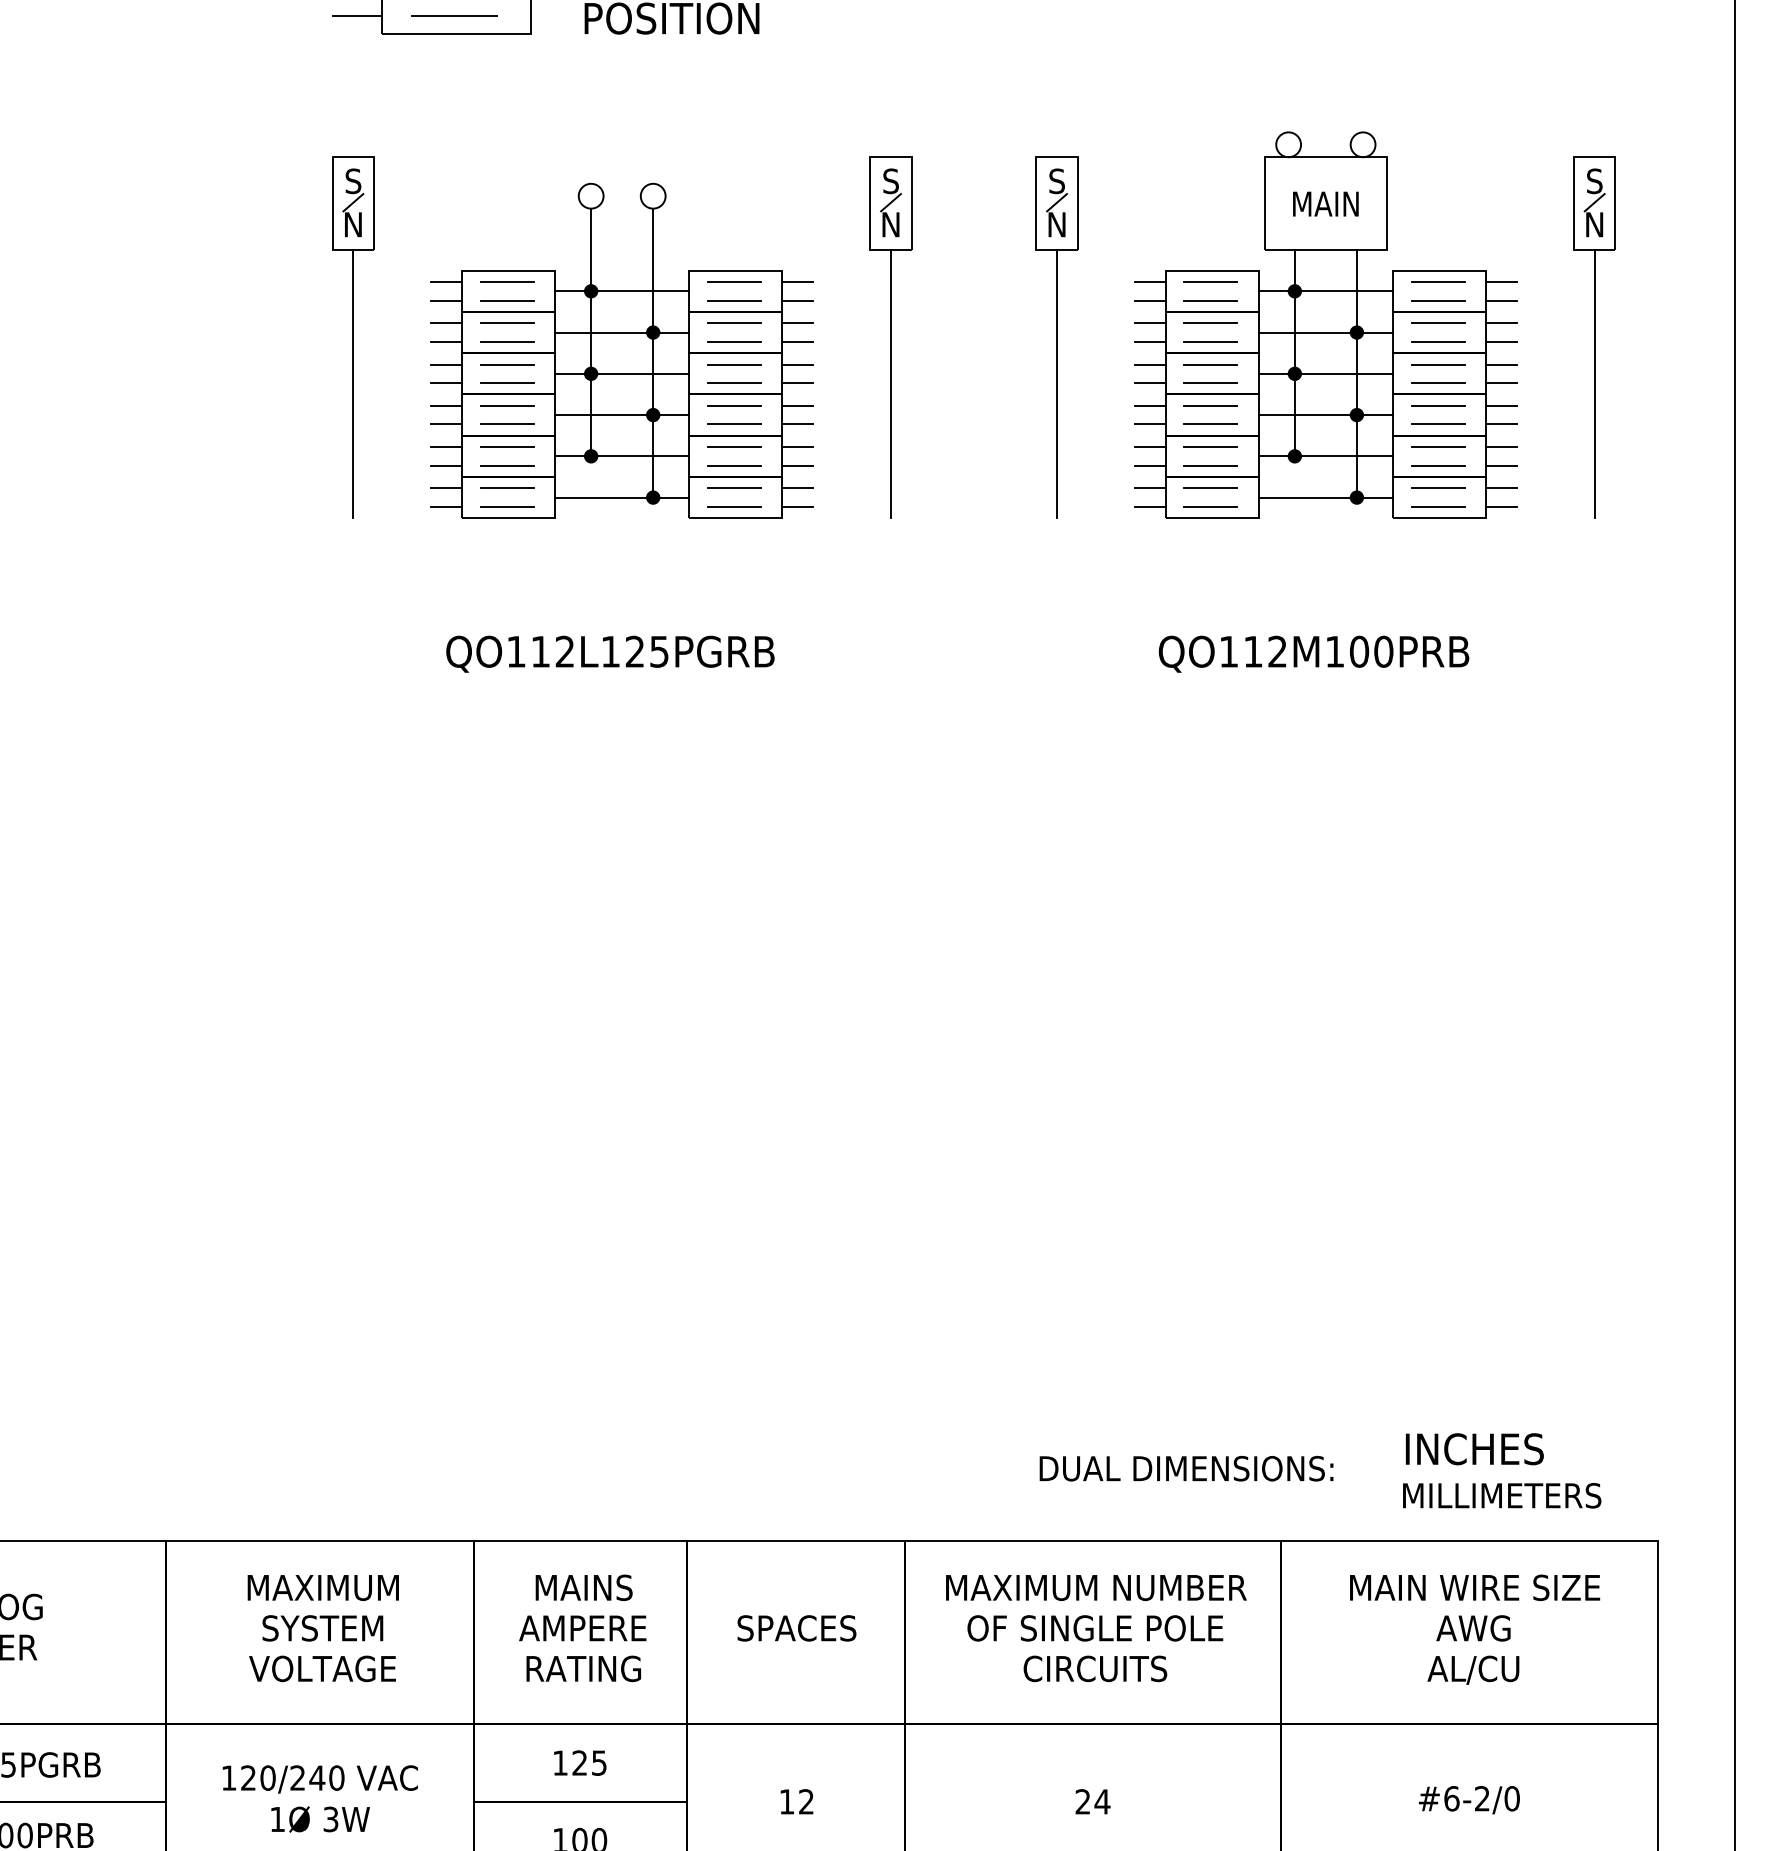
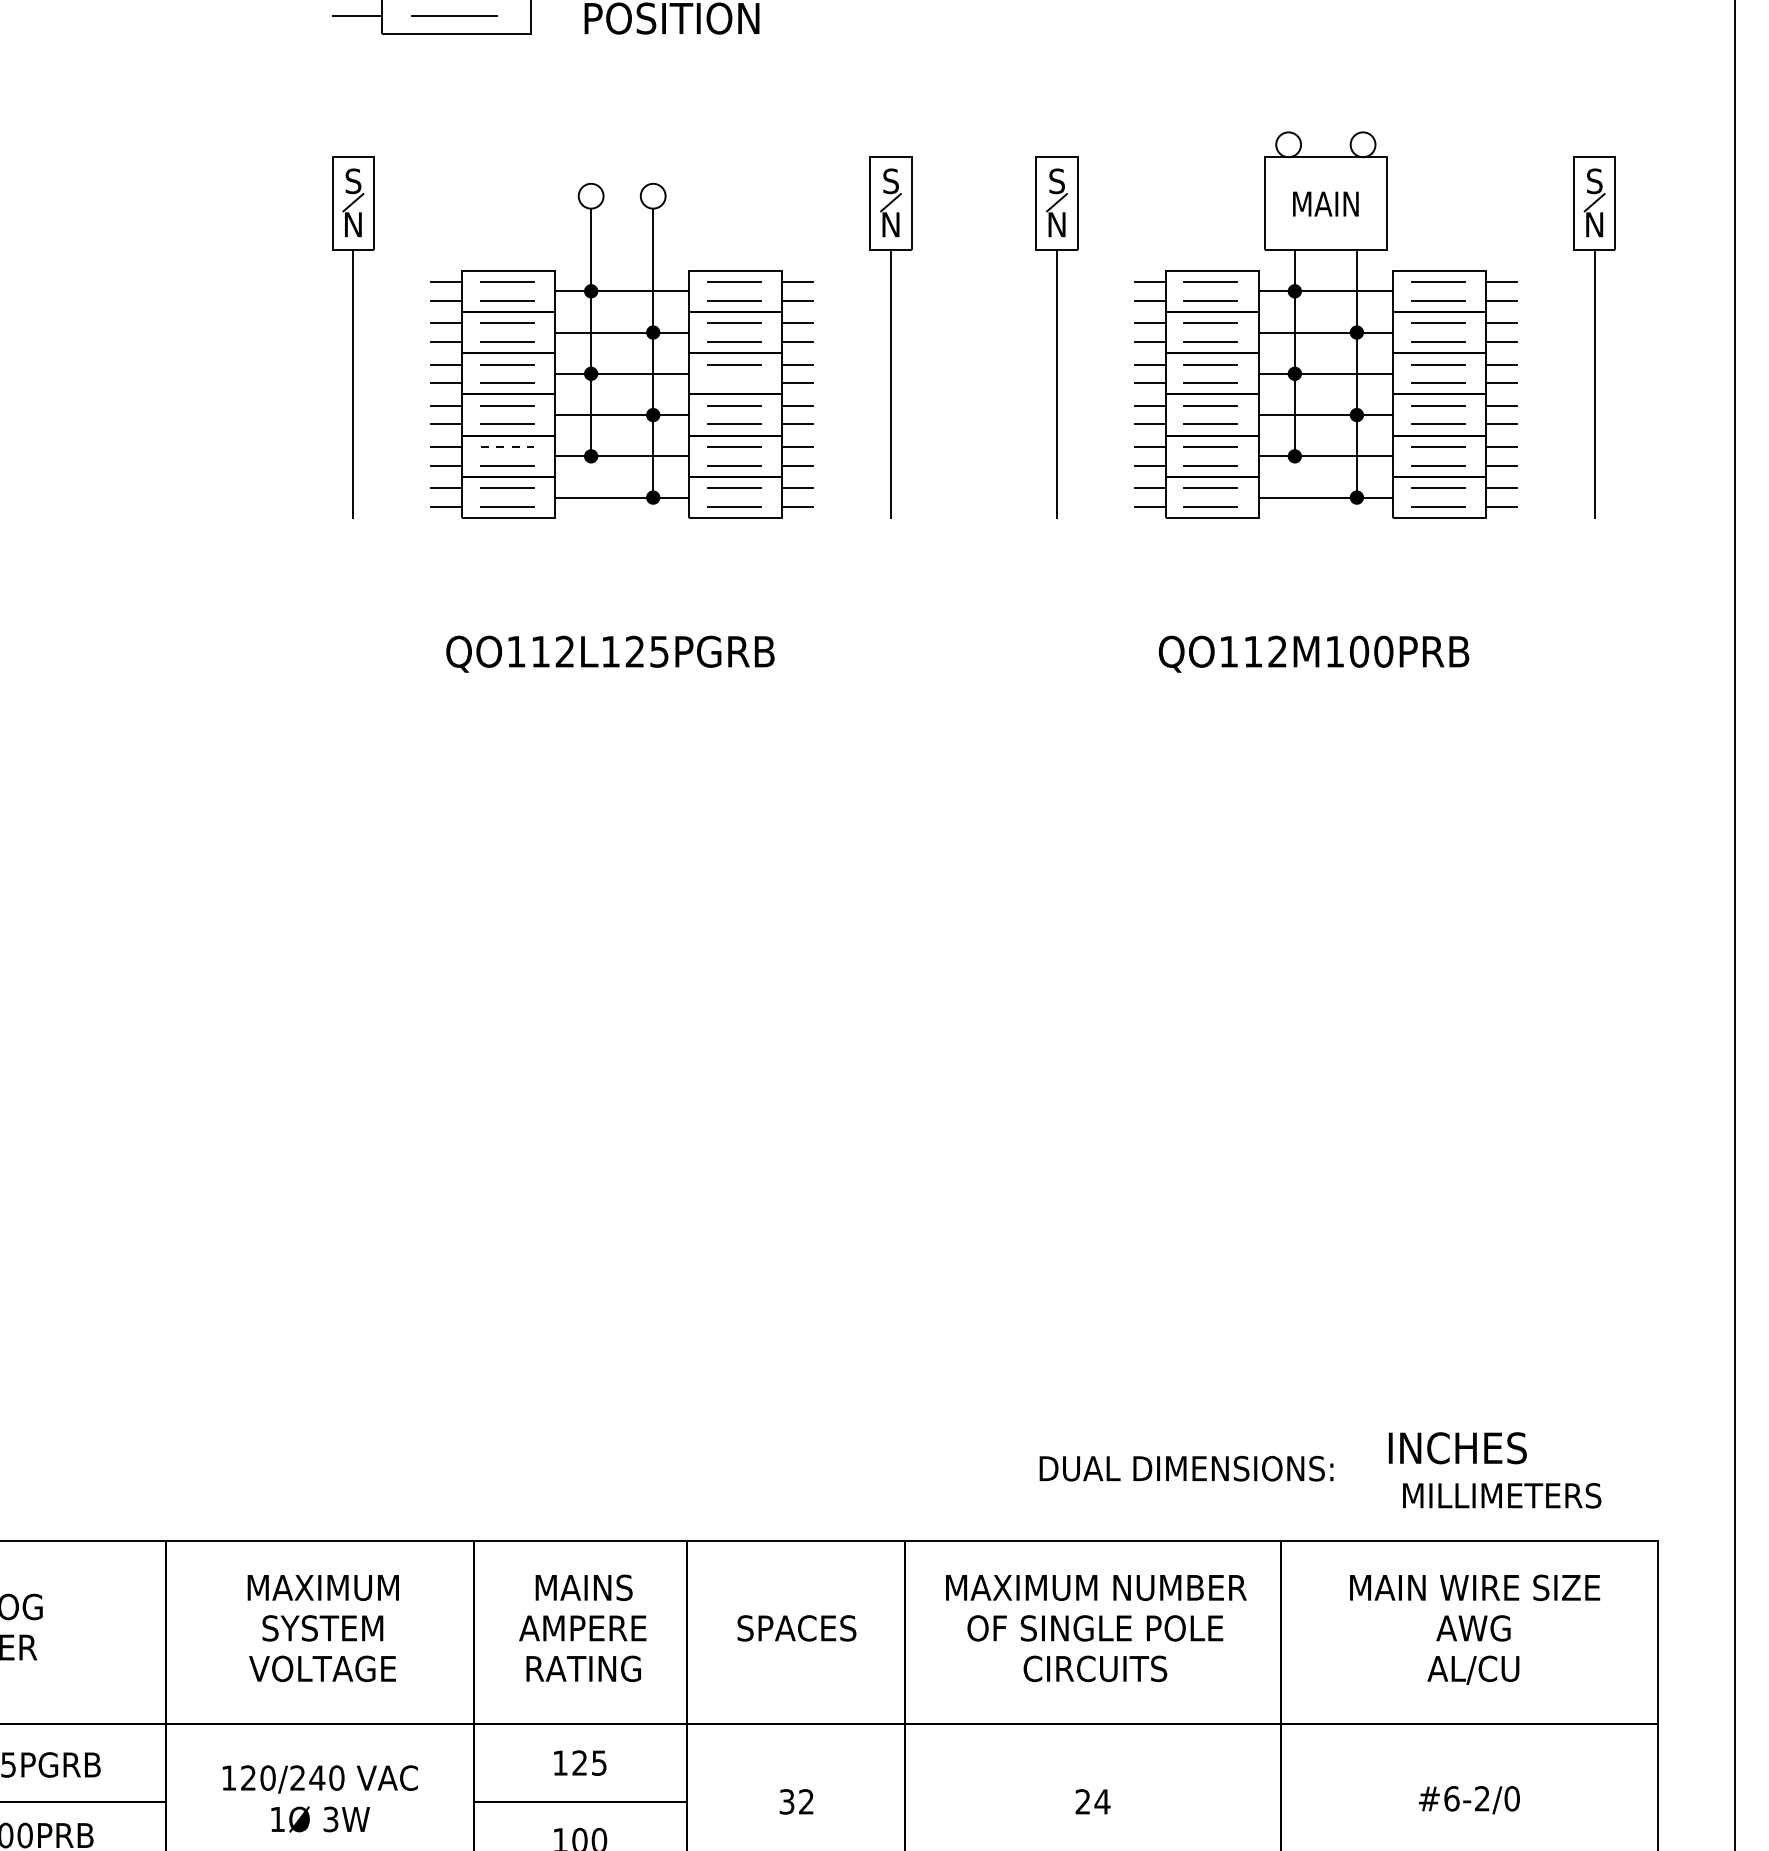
line: present -> none (734, 383)
line: solid -> dashed (507, 447)
text position: (1474, 1449) -> (1457, 1448) (1457, 1448)
text: 12 -> 32 (786, 1801)
